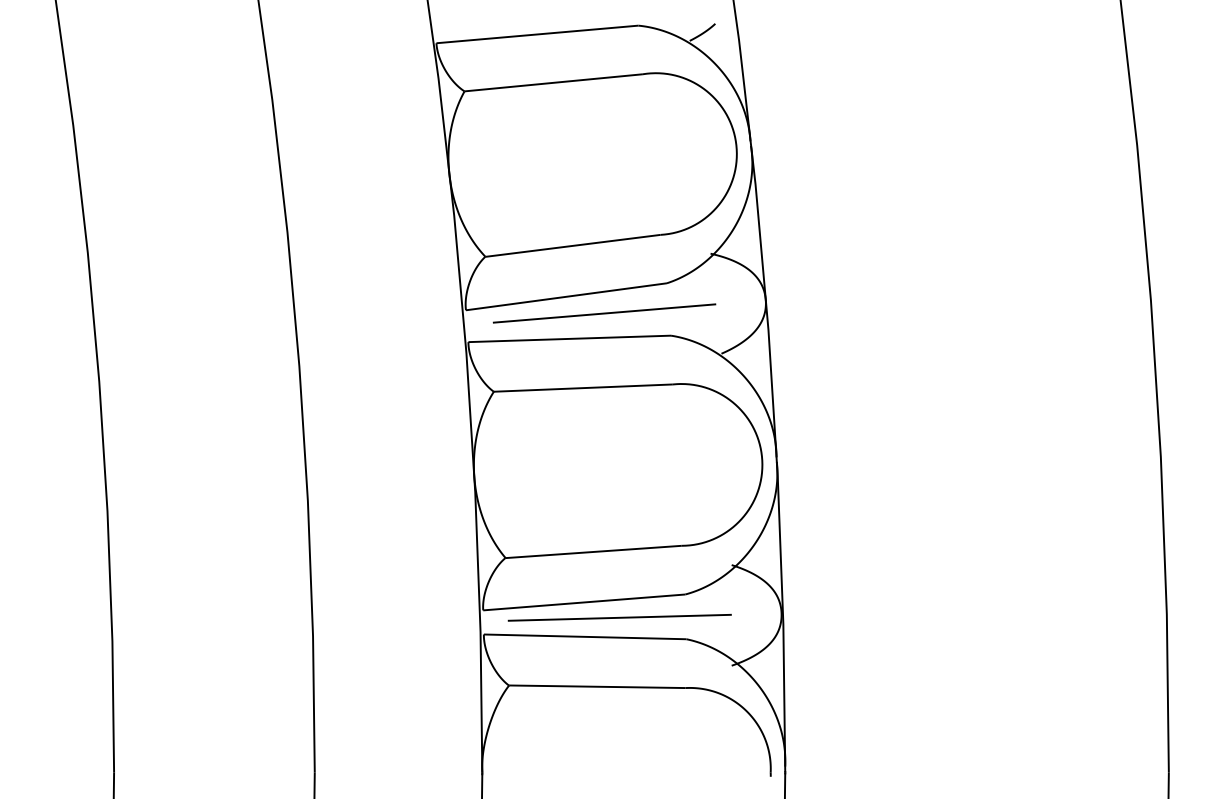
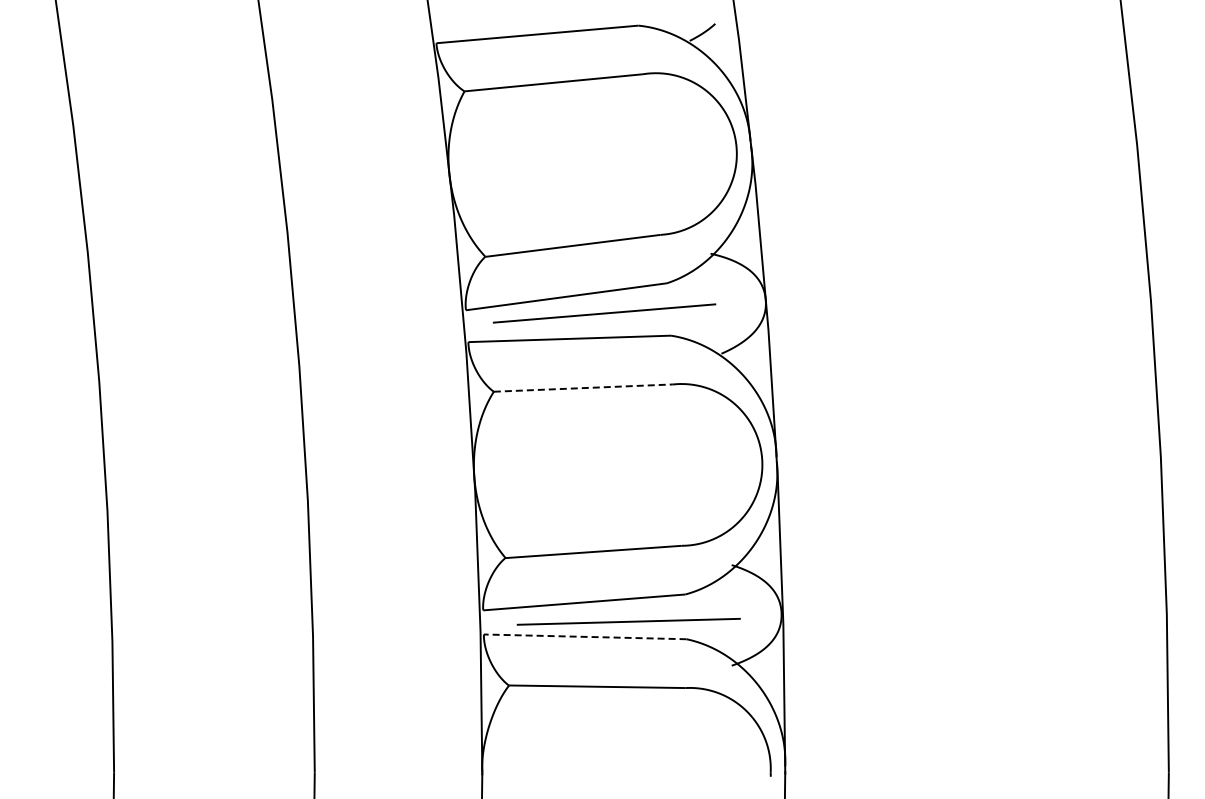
line: solid -> dashed (583, 388)
line position: (619, 617) -> (628, 621) (628, 621)
line: solid -> dashed (584, 636)
